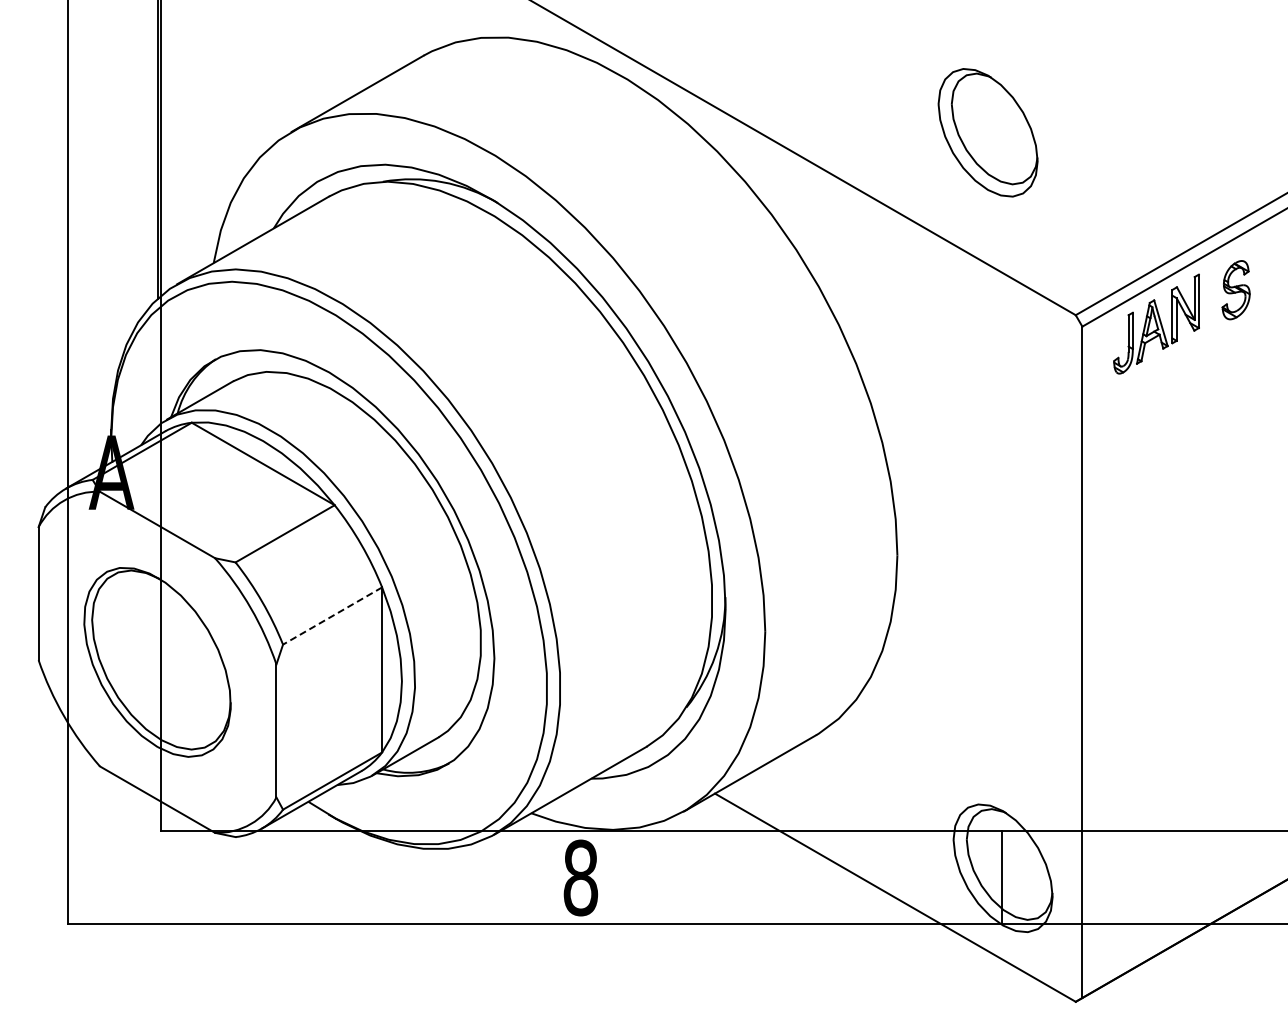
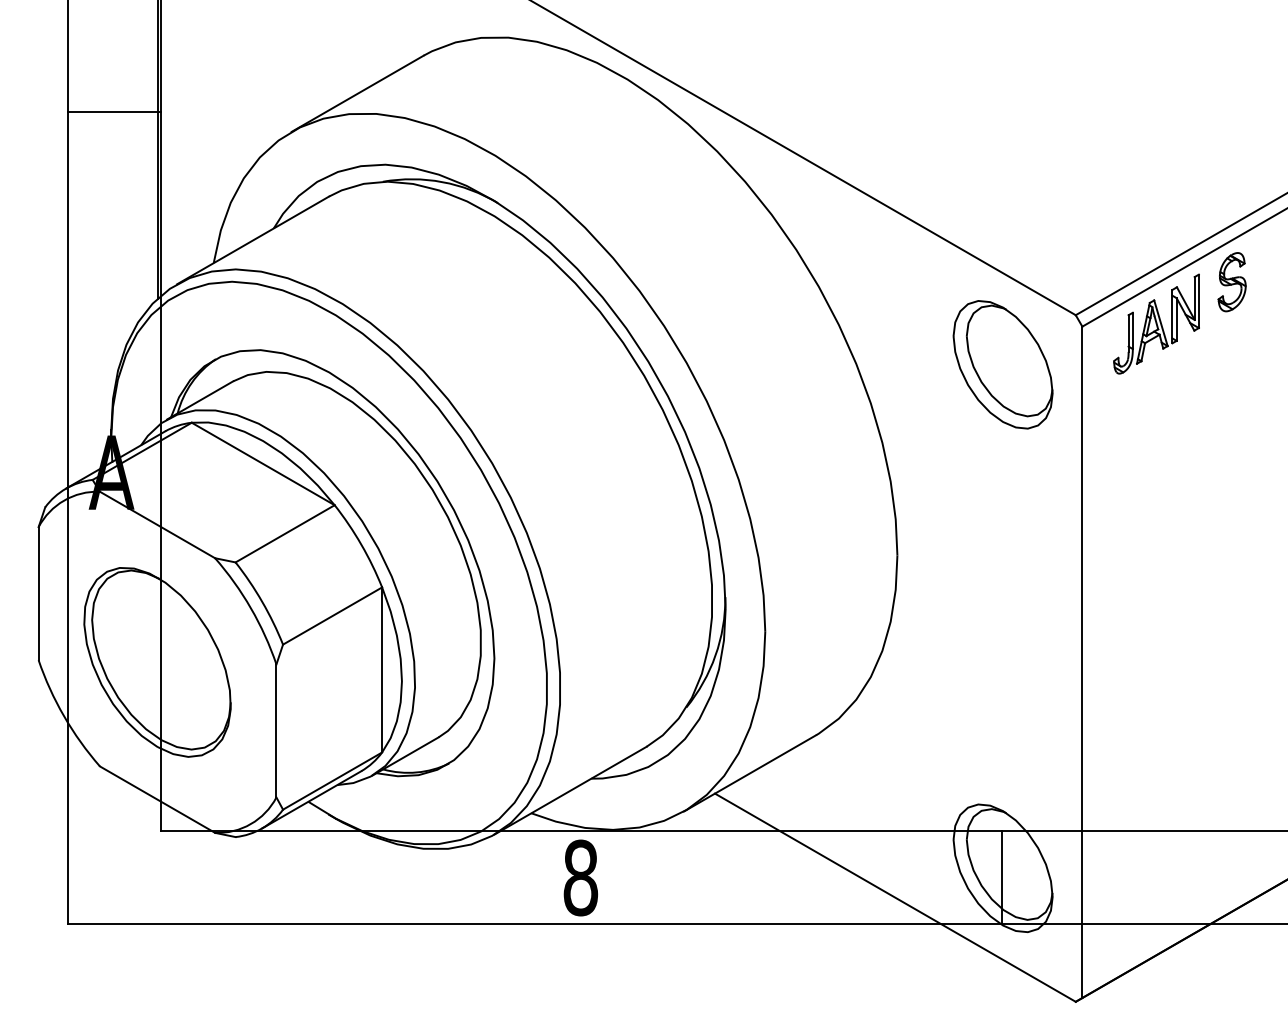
line: none -> present (114, 111)
part position: (987, 132) -> (1002, 364) (1002, 364)
part position: (1235, 290) -> (1231, 282) (1231, 282)
line: dashed -> solid (332, 616)
